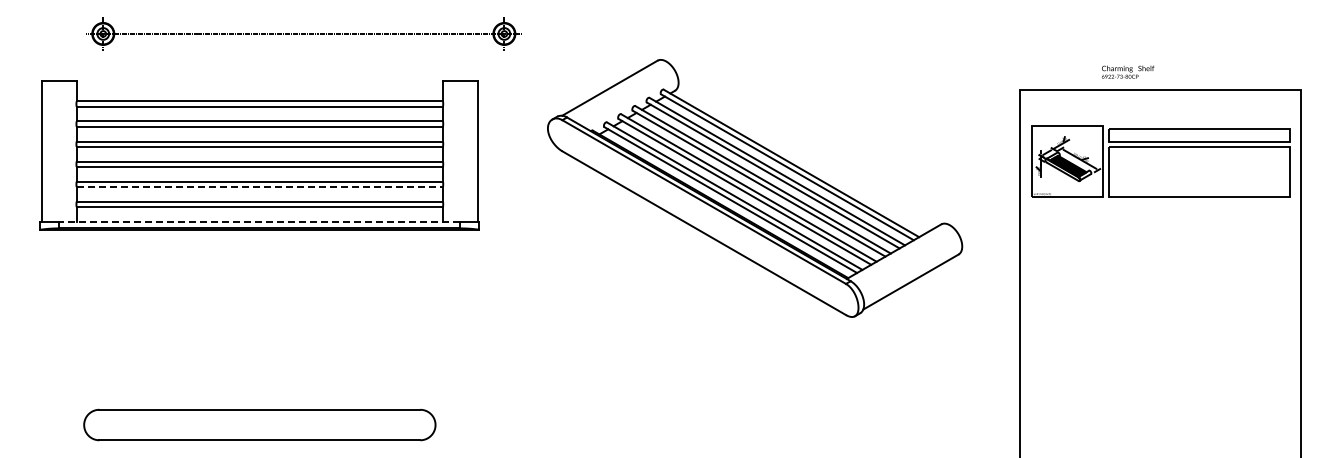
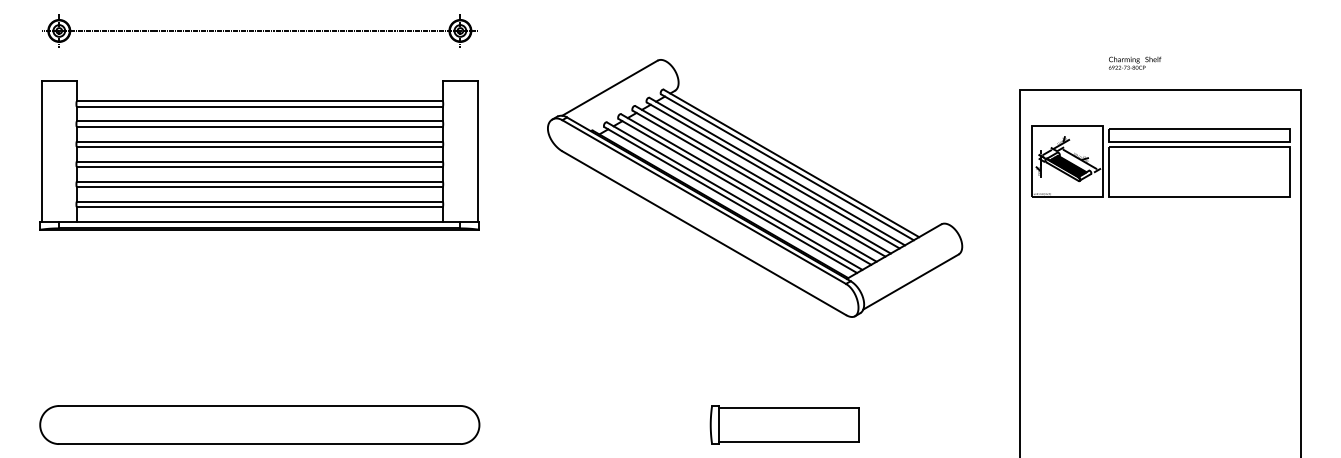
part position: (303, 33) -> (259, 30) (259, 30)
text position: (1128, 71) -> (1135, 62) (1135, 62)
line: dashed -> solid (260, 186)
line: dashed -> solid (259, 221)
part size: 354x34 px -> 442x40 px (259, 424)
part: none -> present (784, 424)
